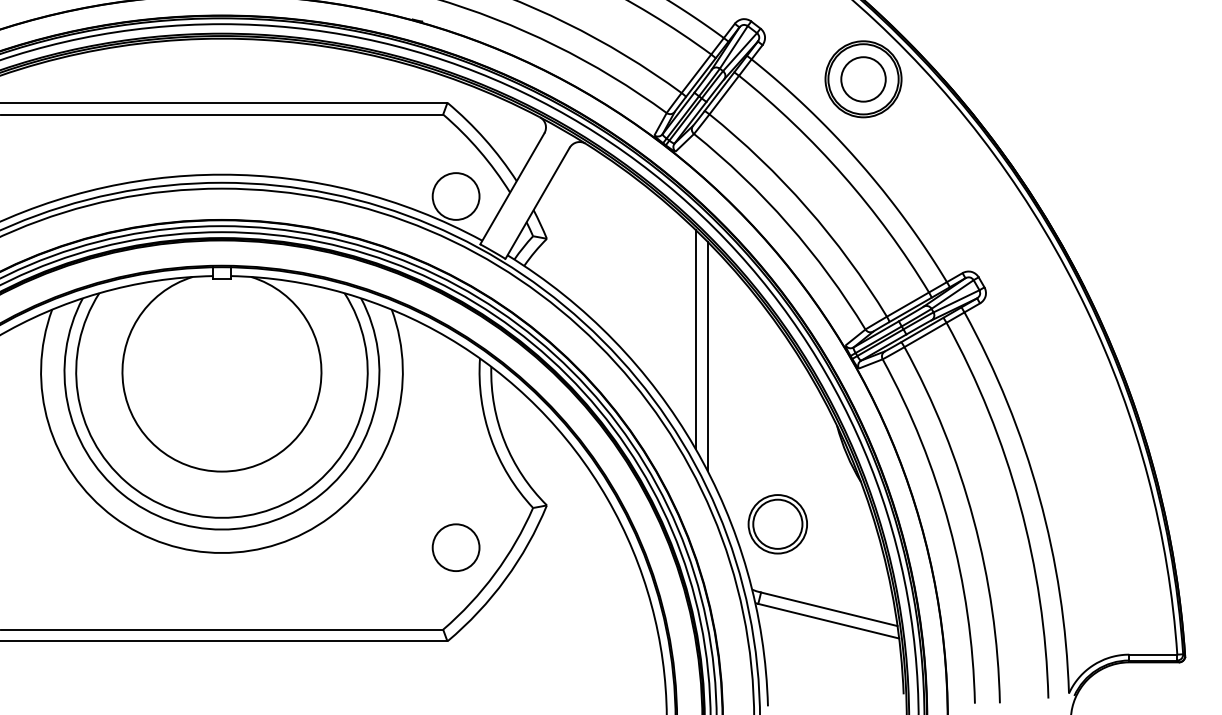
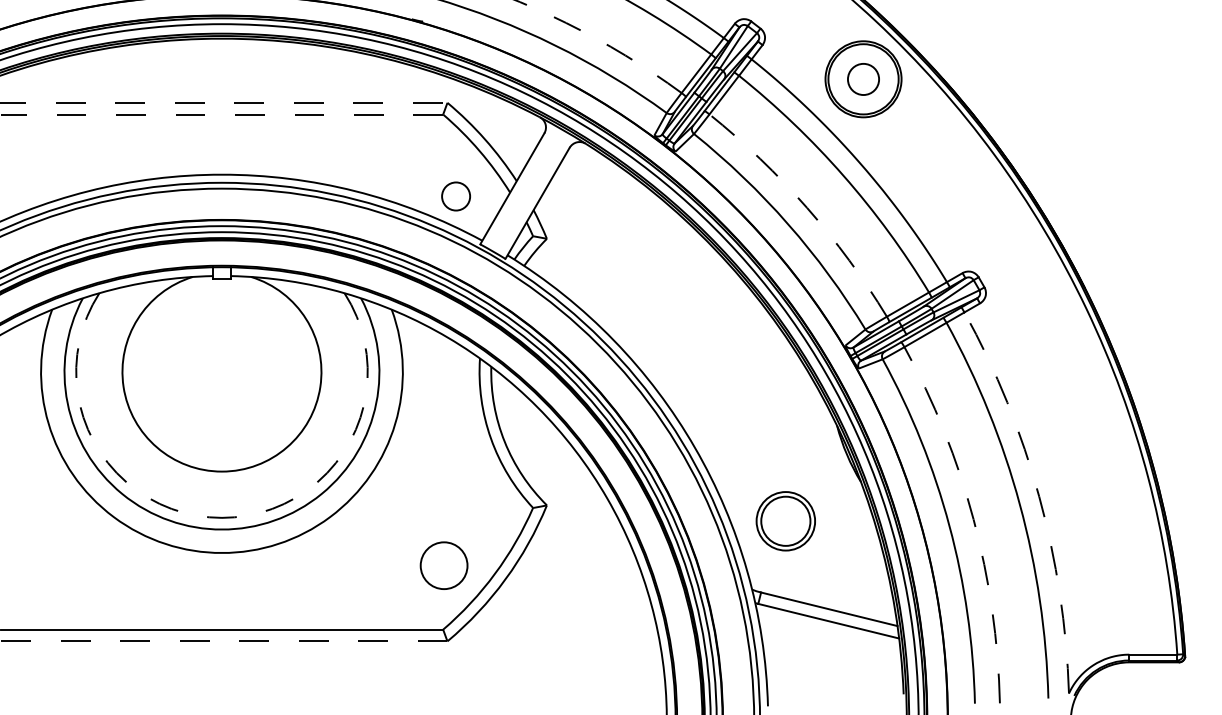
arc: solid -> dashed (600, 41)
circle diameter: 44 px -> 31 px (863, 79)
line: solid -> dashed (224, 102)
line: solid -> dashed (221, 114)
circle diameter: 47 px -> 28 px (456, 196)
arc: solid -> dashed (807, 207)
line: present -> none (695, 339)
line: present -> none (707, 355)
arc: solid -> dashed (1039, 496)
arc: solid -> dashed (221, 517)
arc: solid -> dashed (973, 519)
part position: (777, 524) -> (785, 521) (785, 521)
circle position: (455, 547) -> (443, 565) (443, 565)
line: solid -> dashed (223, 641)
